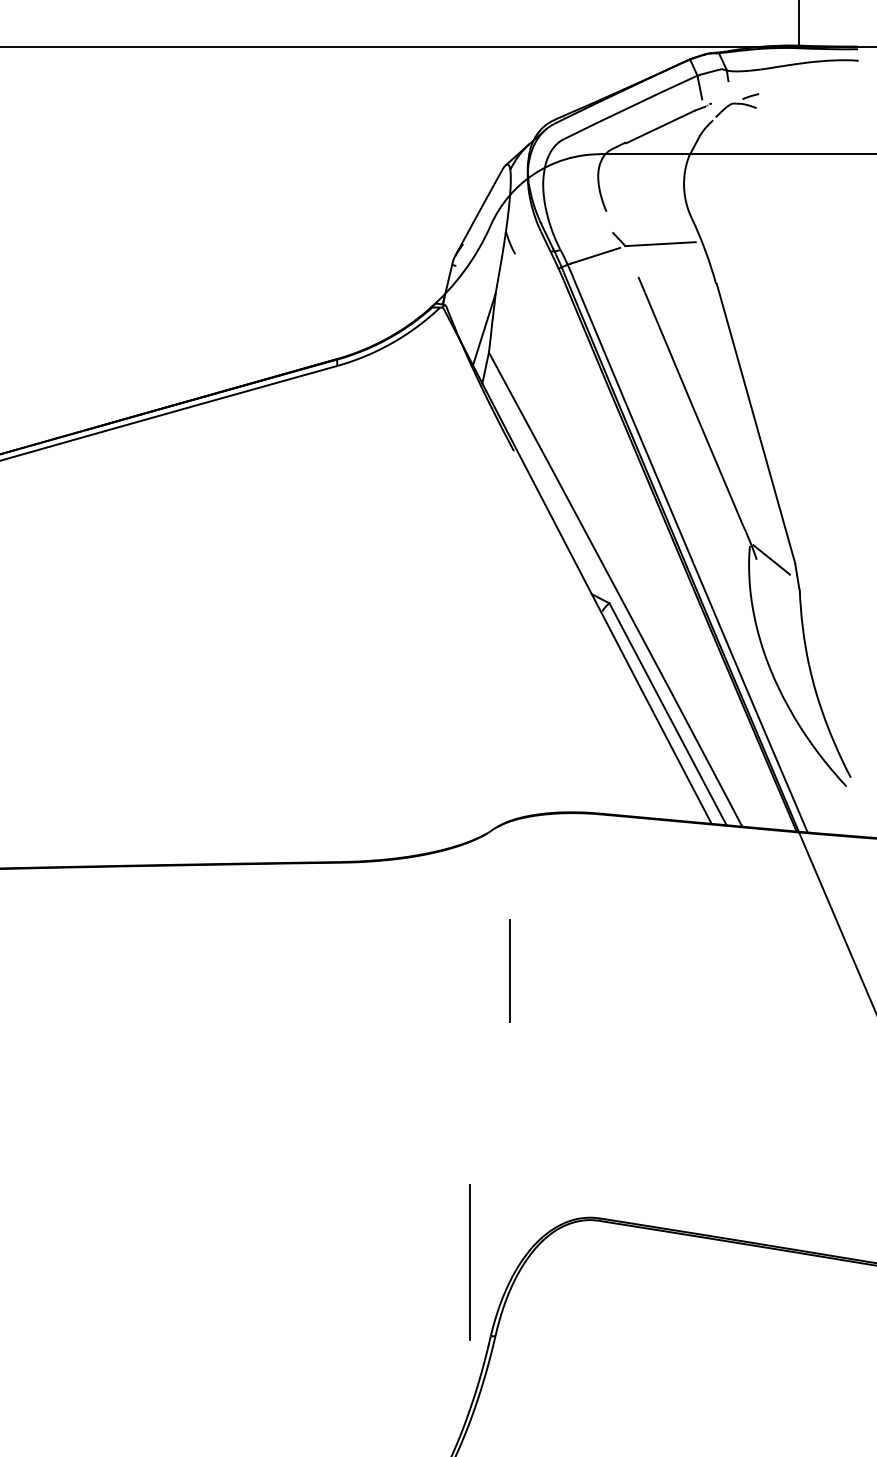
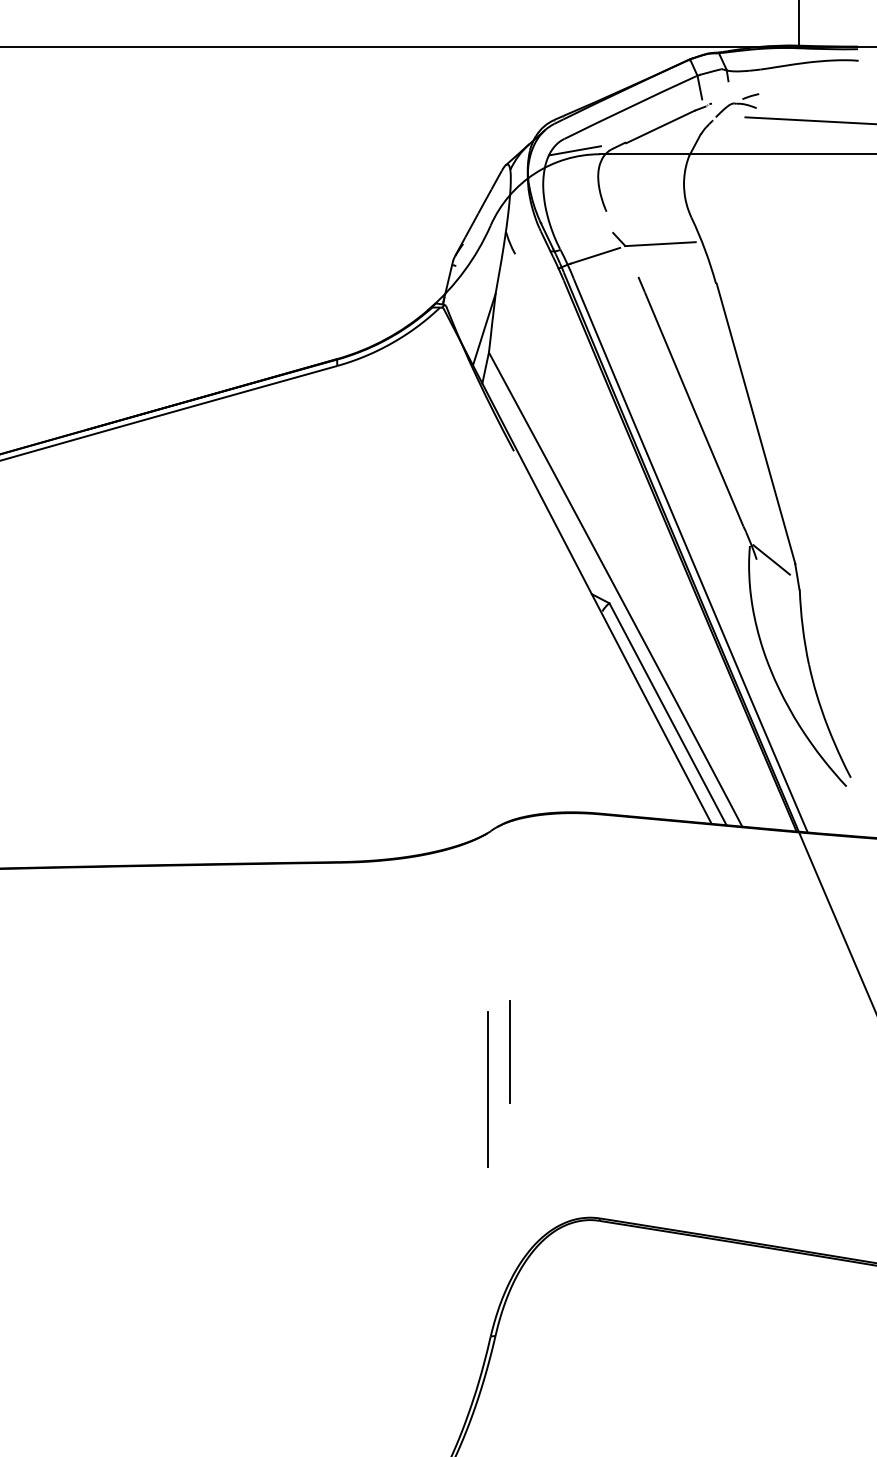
line: none -> present (809, 120)
line: none -> present (574, 150)
line position: (509, 970) -> (509, 1051) (509, 1051)
line position: (469, 1262) -> (487, 1089) (487, 1089)
